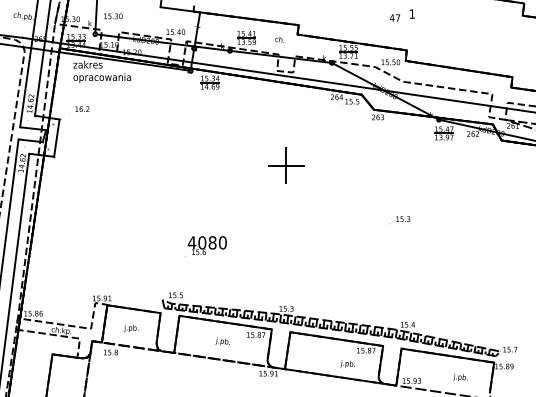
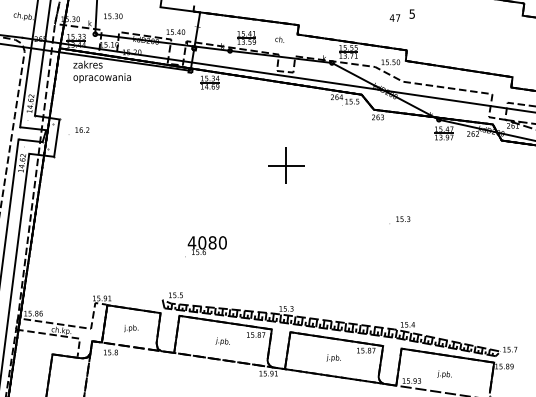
text: 1 -> 5 (411, 13)
text position: (78, 109) -> (78, 130) (78, 130)
text position: (347, 363) -> (333, 357) (333, 357)
text position: (460, 377) -> (444, 374) (444, 374)
